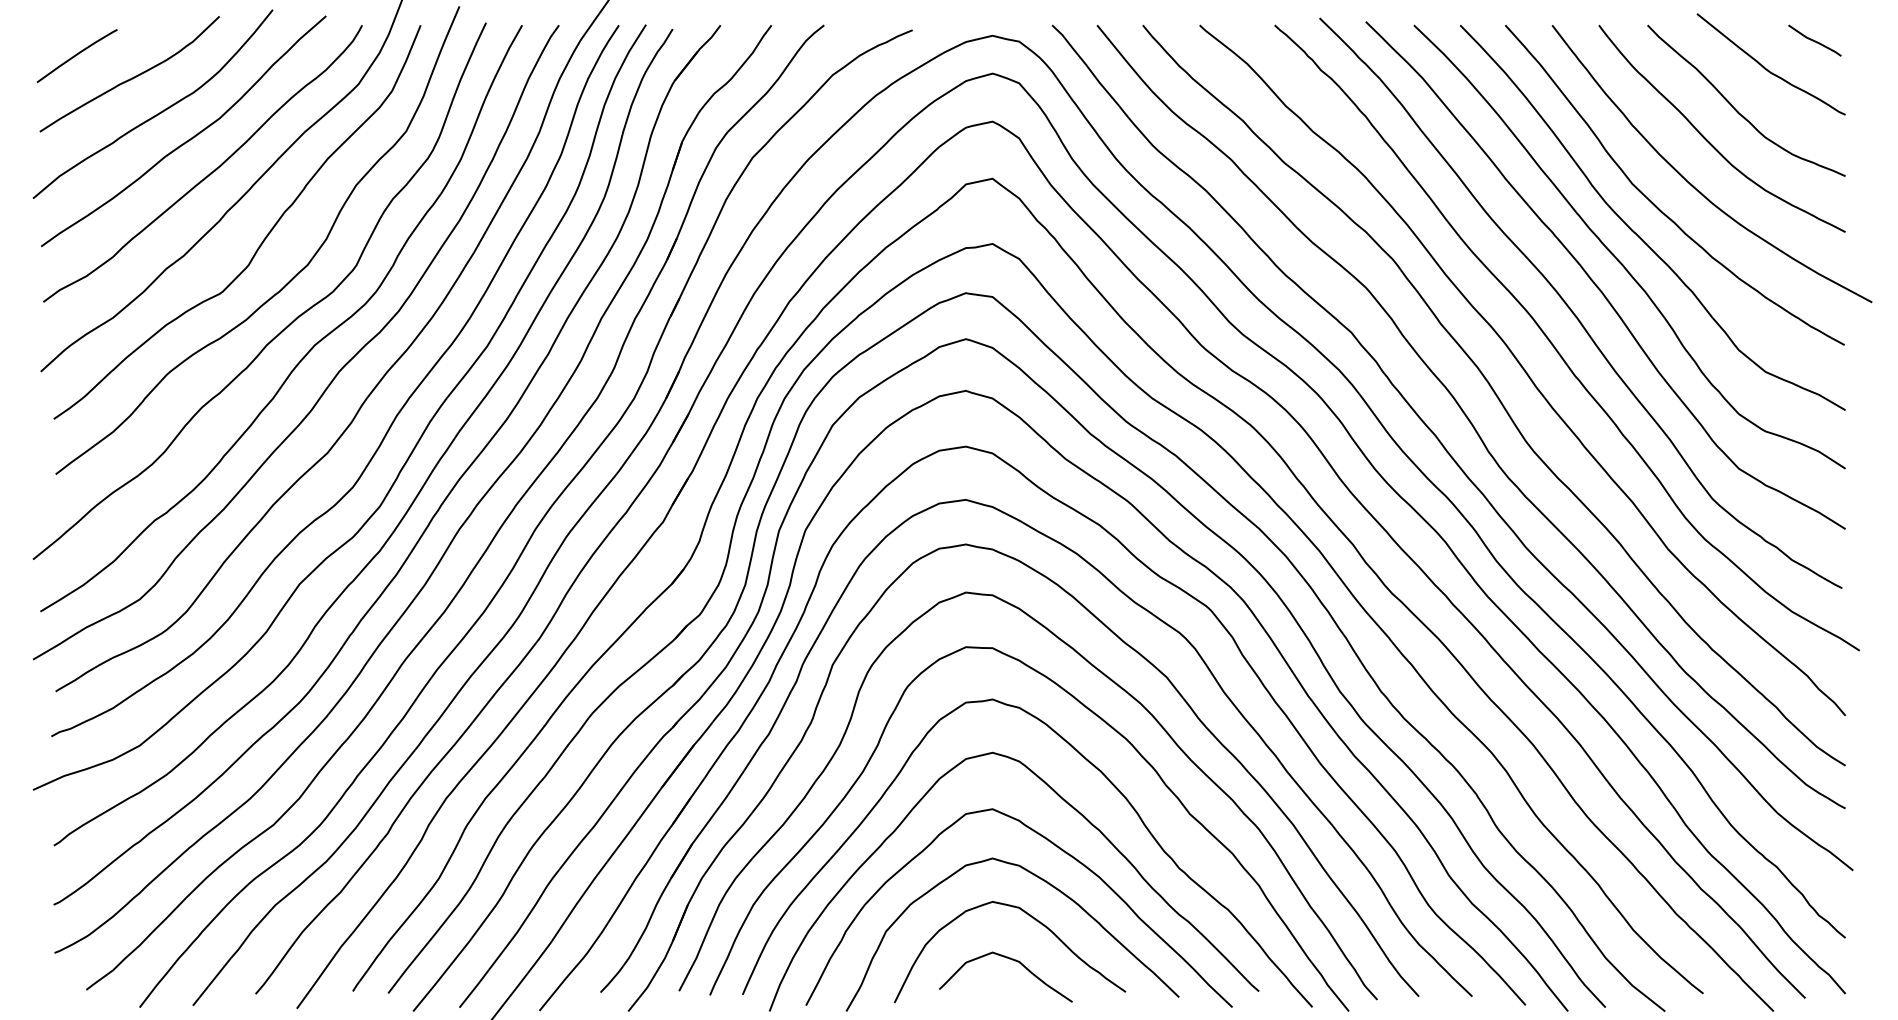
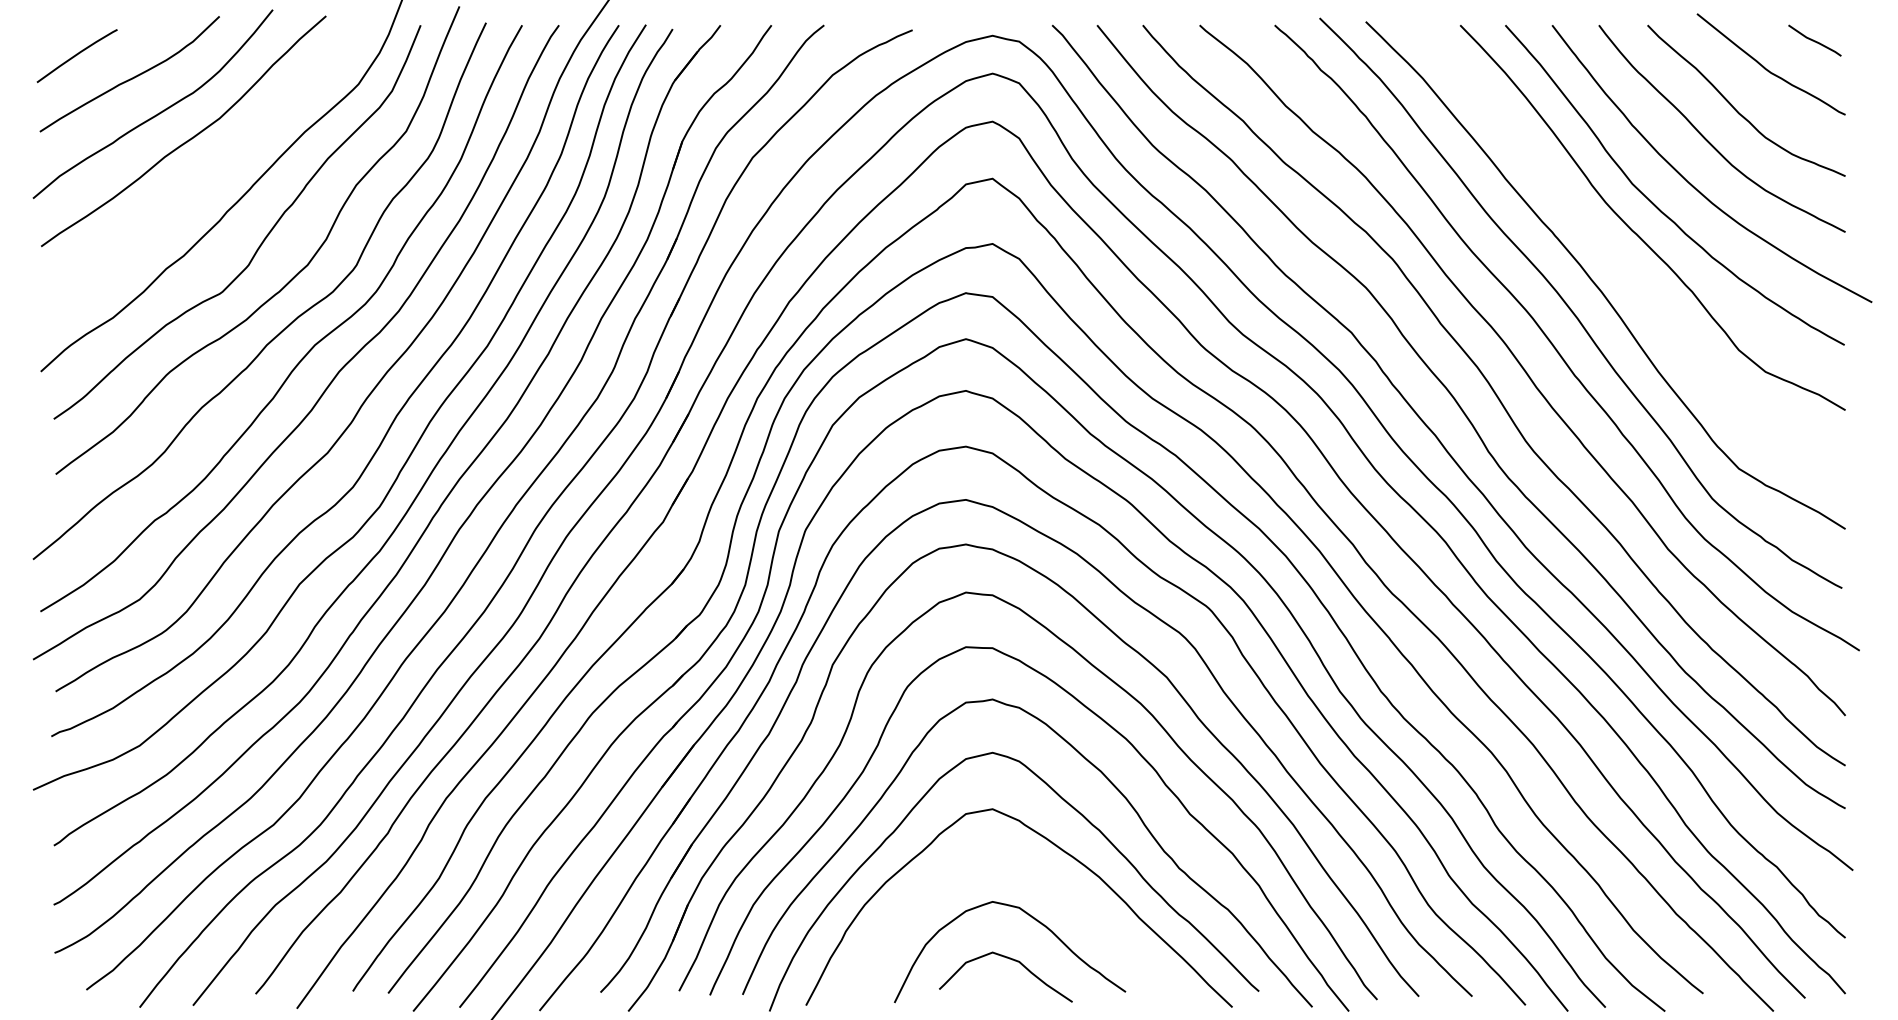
curve: present -> none (210, 172)
curve: present -> none (1615, 255)
curve: present -> none (1043, 881)
